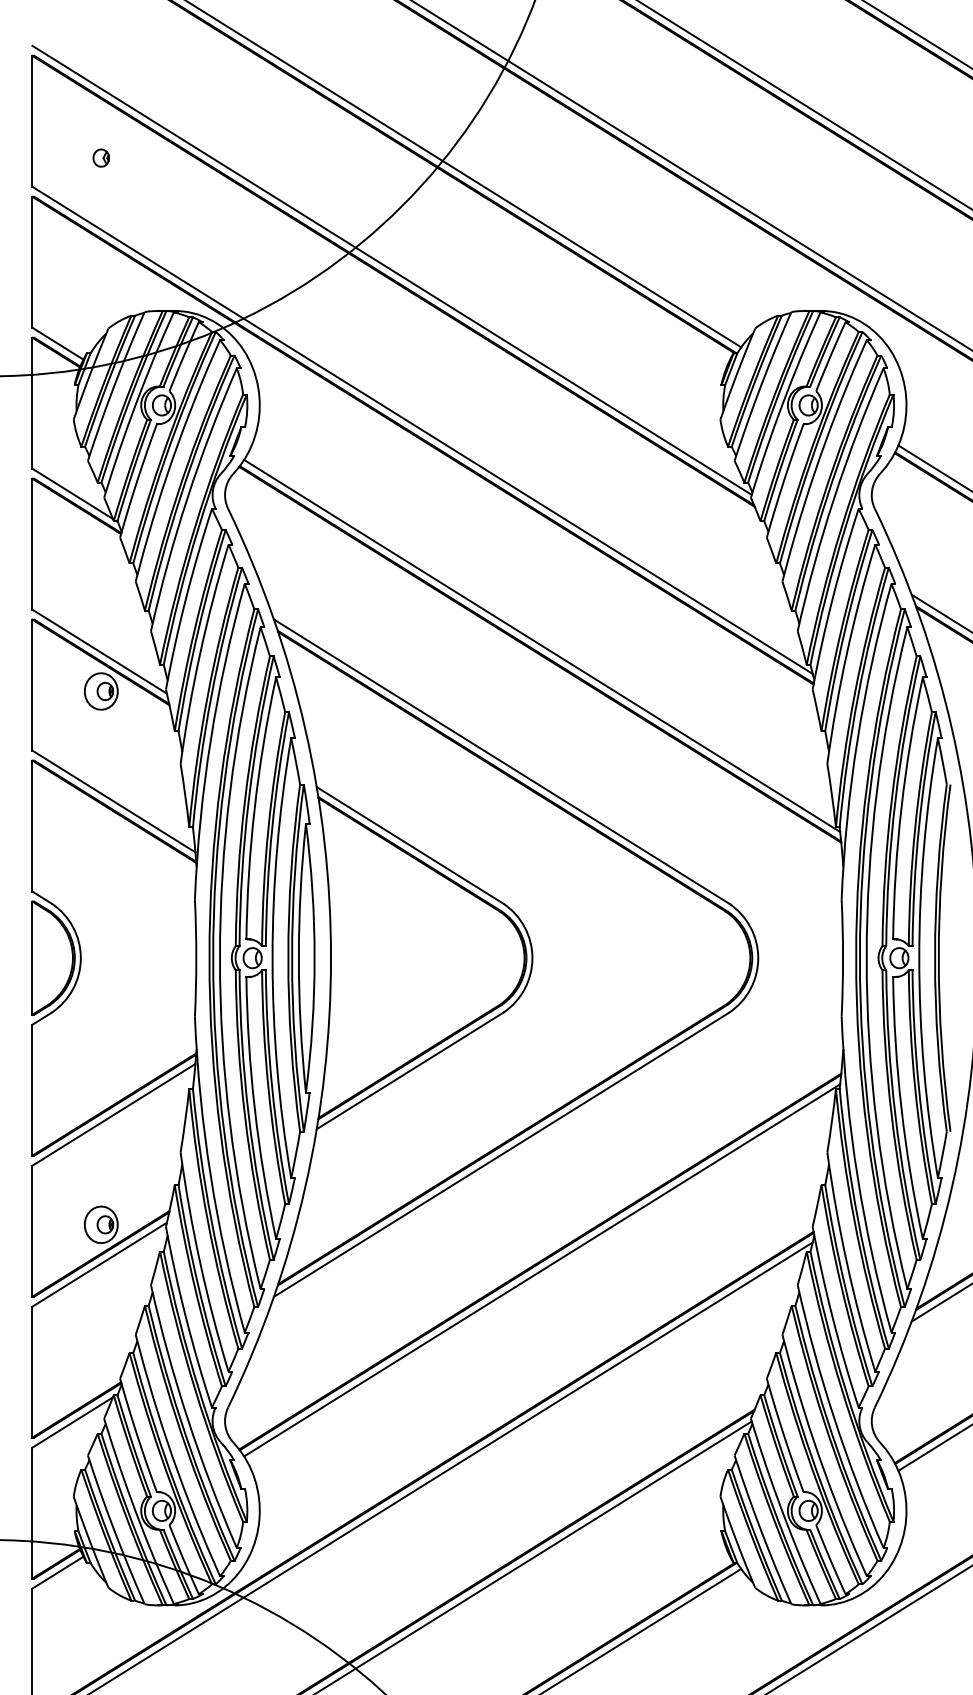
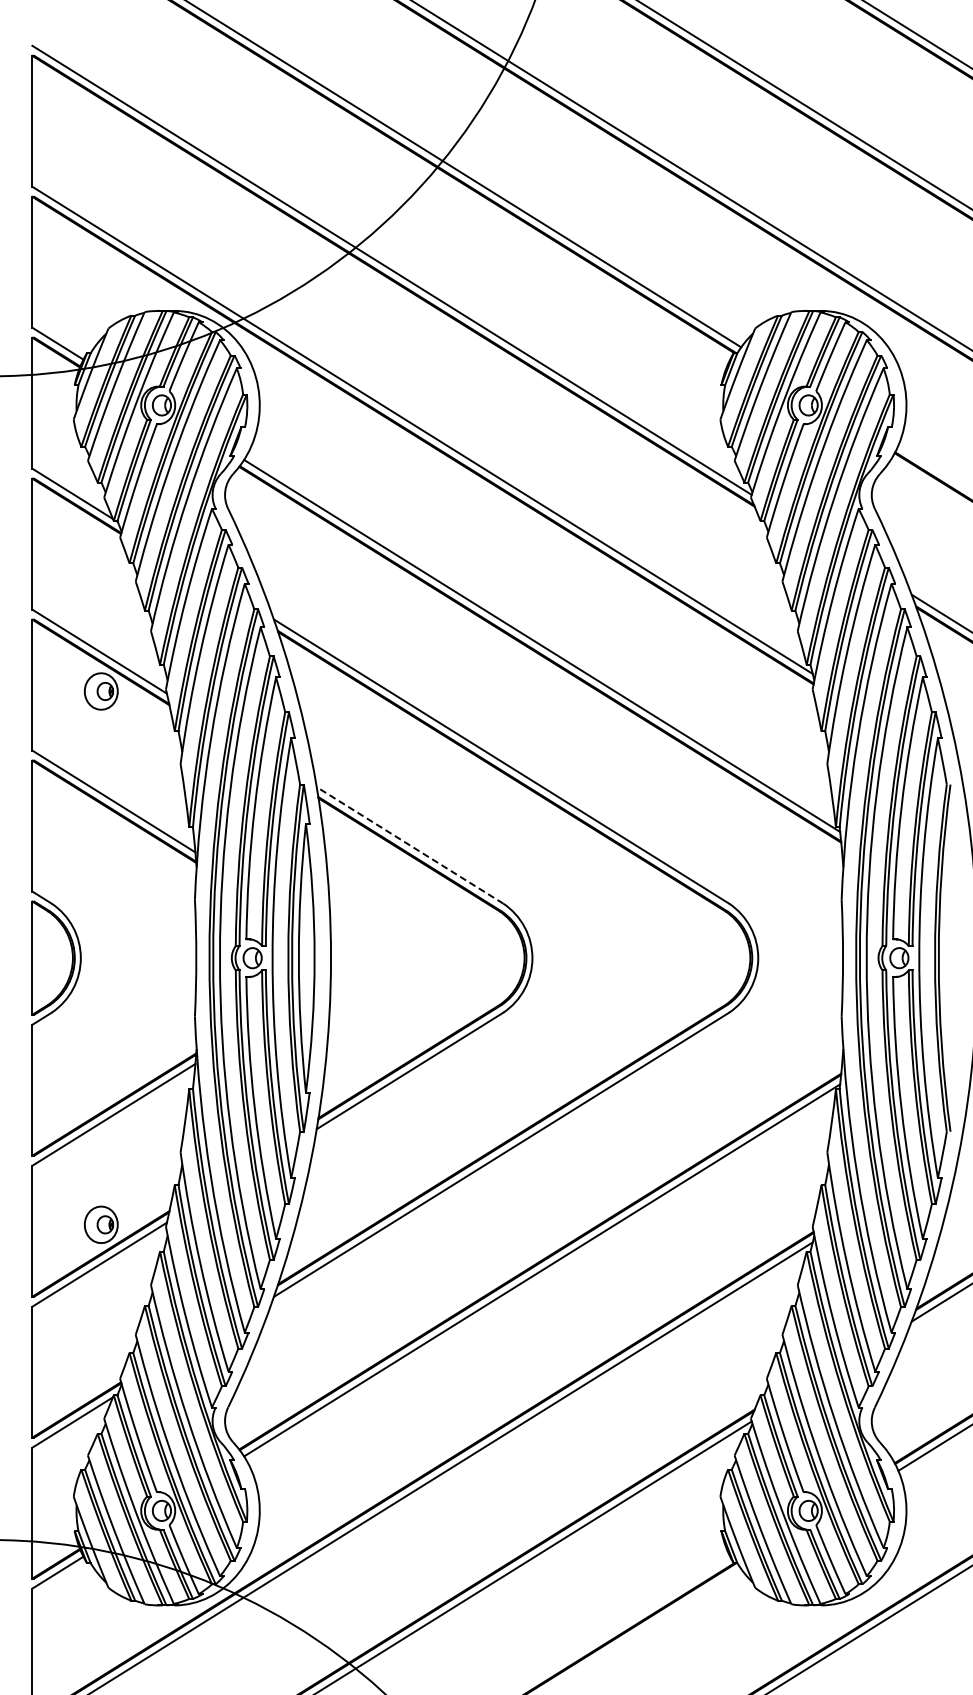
part: present -> none (100, 157)
line: present -> none (933, 467)
line: solid -> dashed (409, 845)
line: present -> none (642, 1629)
